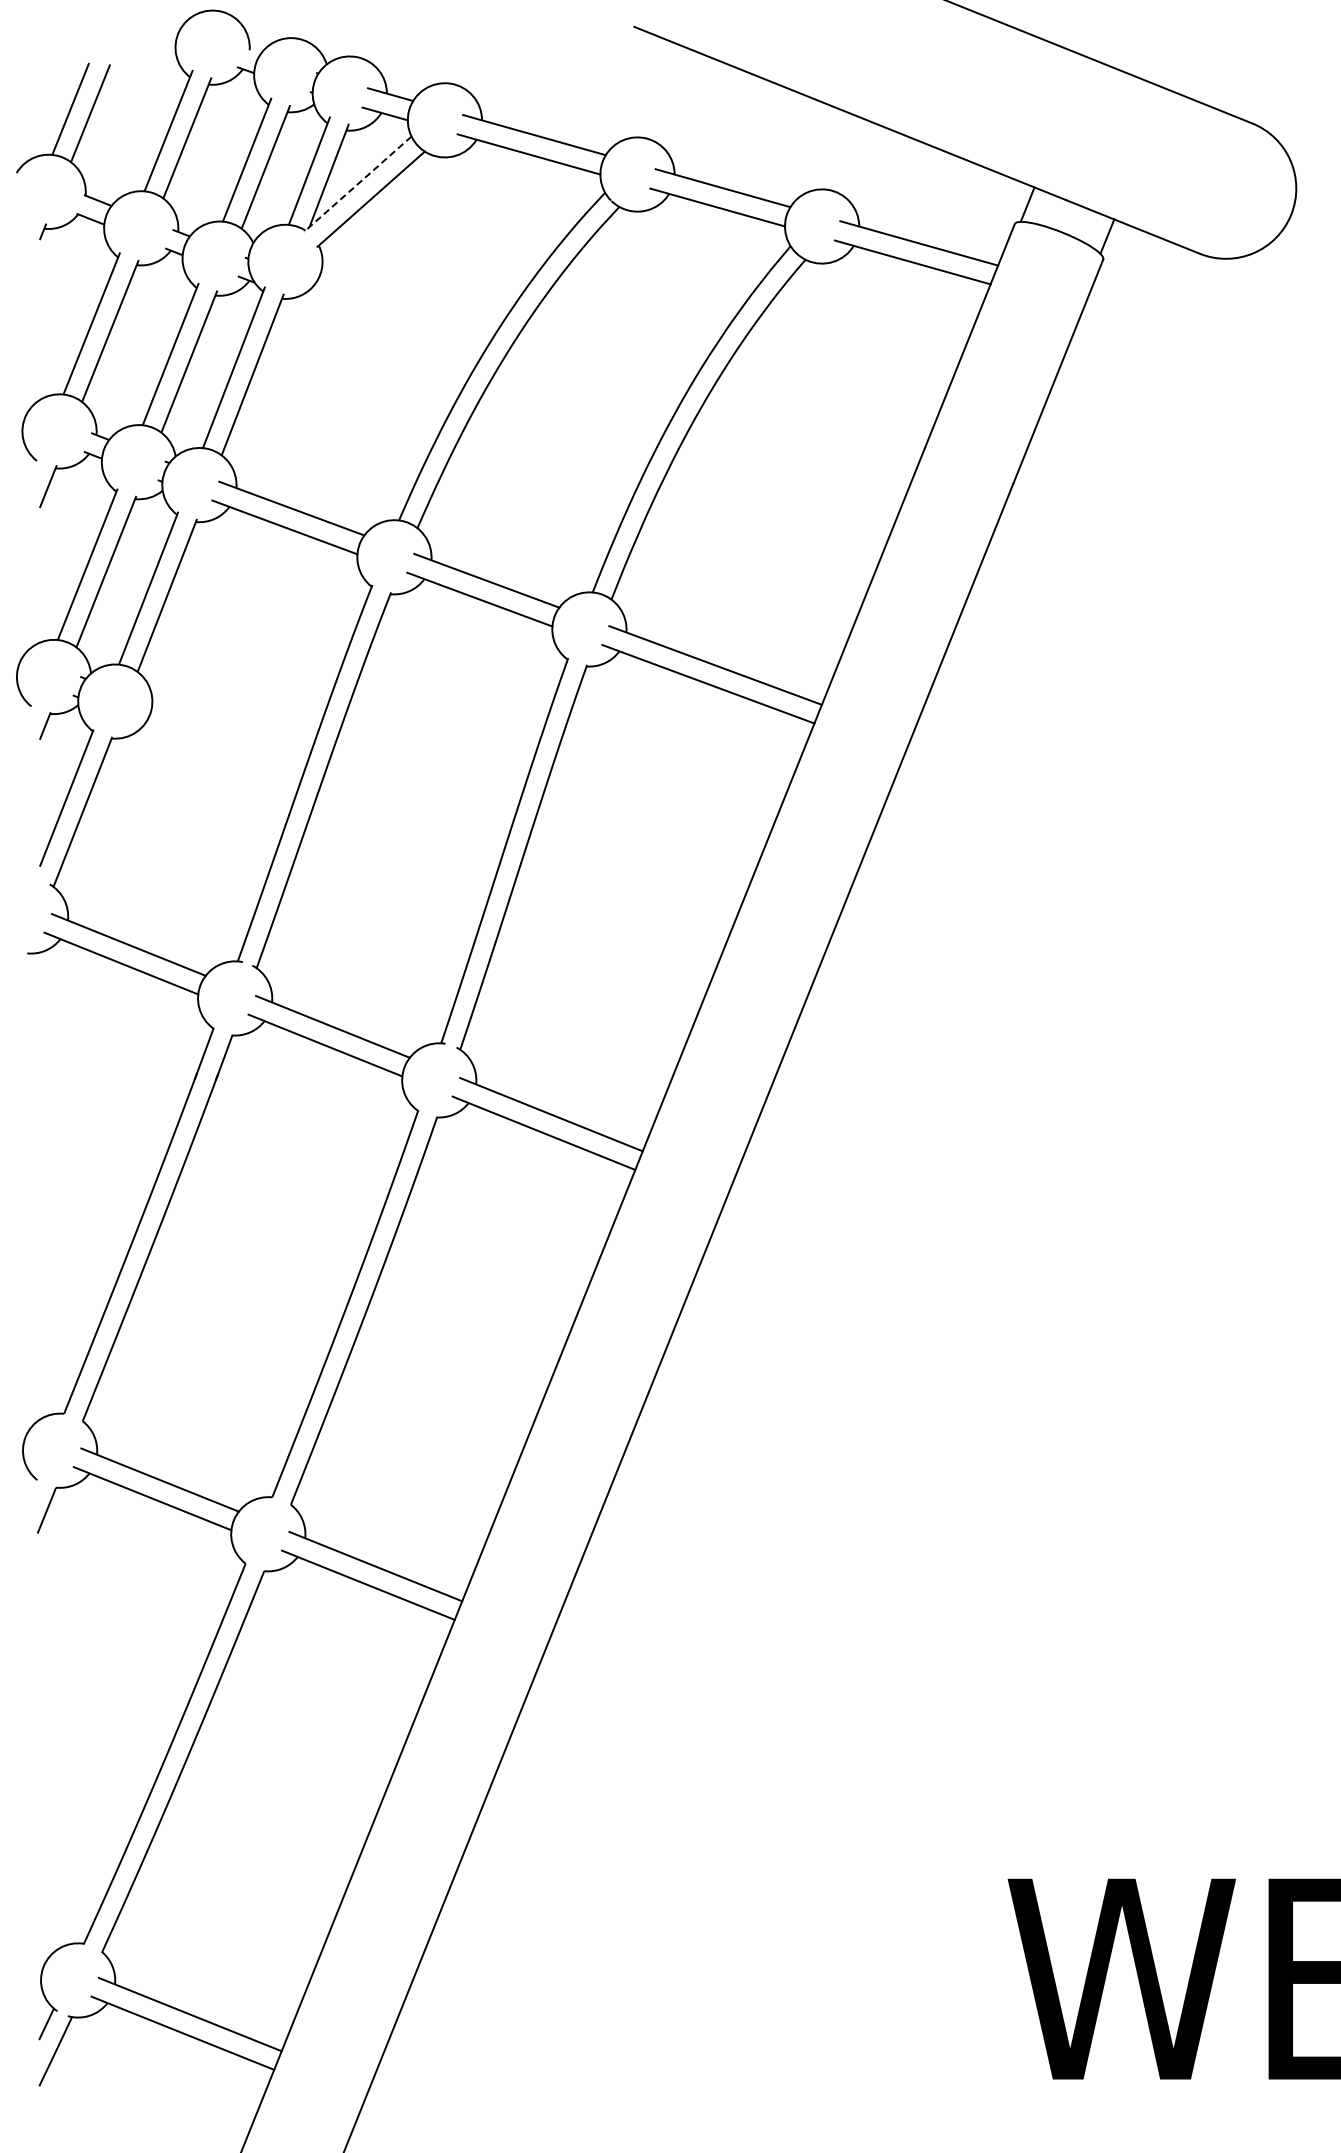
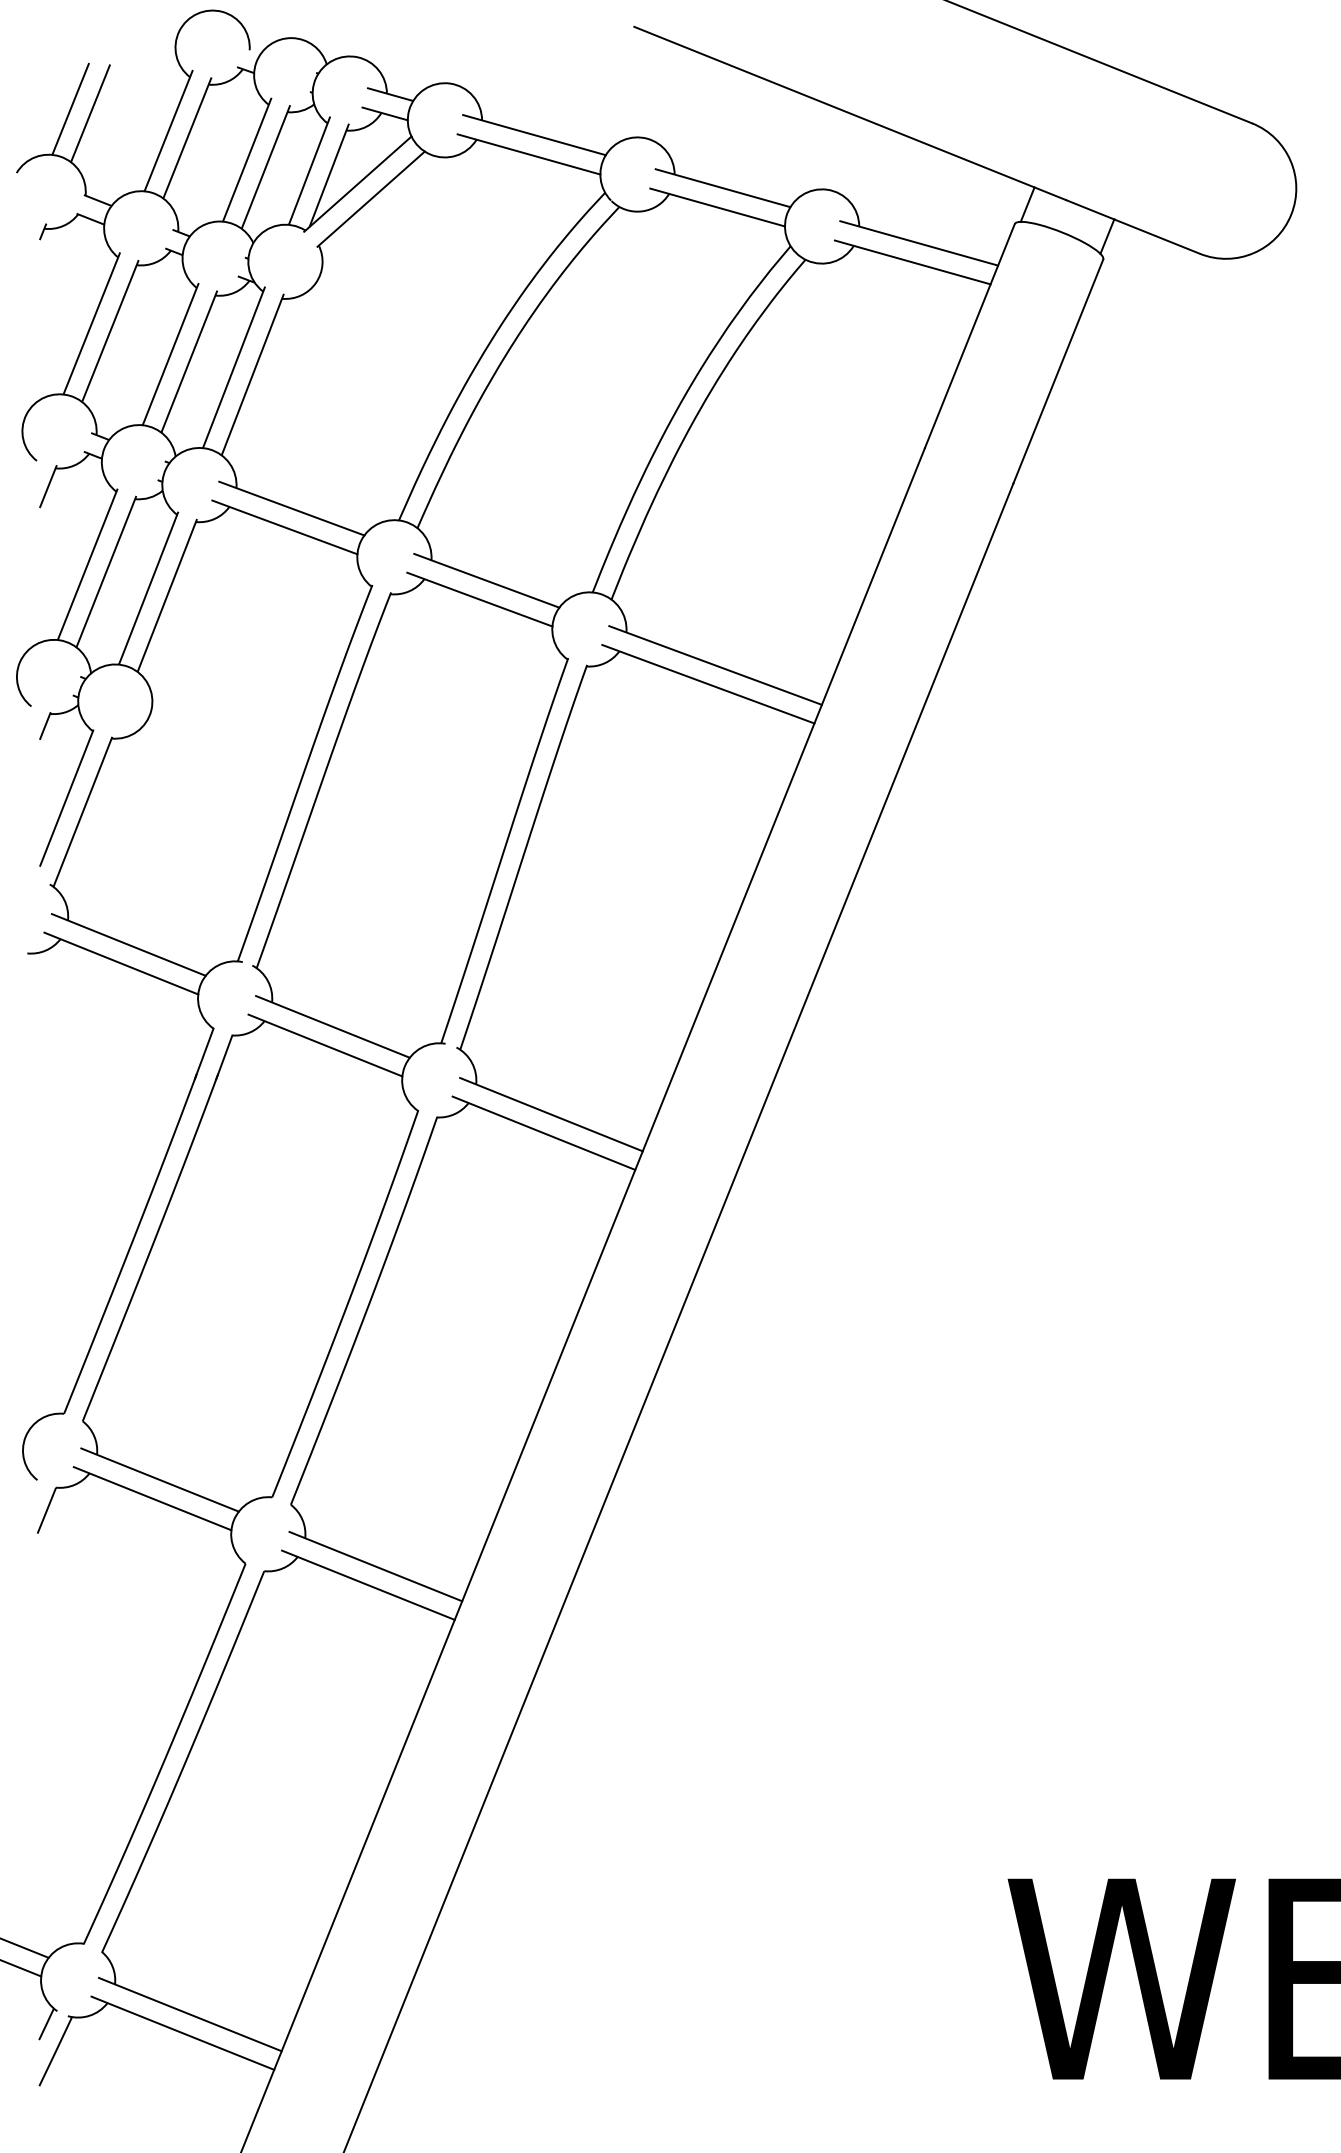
line: dashed -> solid (357, 184)
line: none -> present (25, 1948)
line: none -> present (21, 1968)
